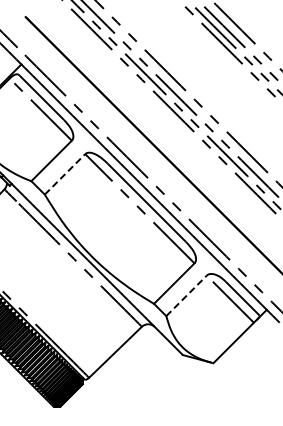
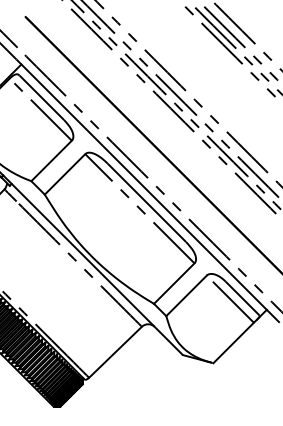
line: dashed -> solid (65, 174)
line: dashed -> solid (186, 295)
